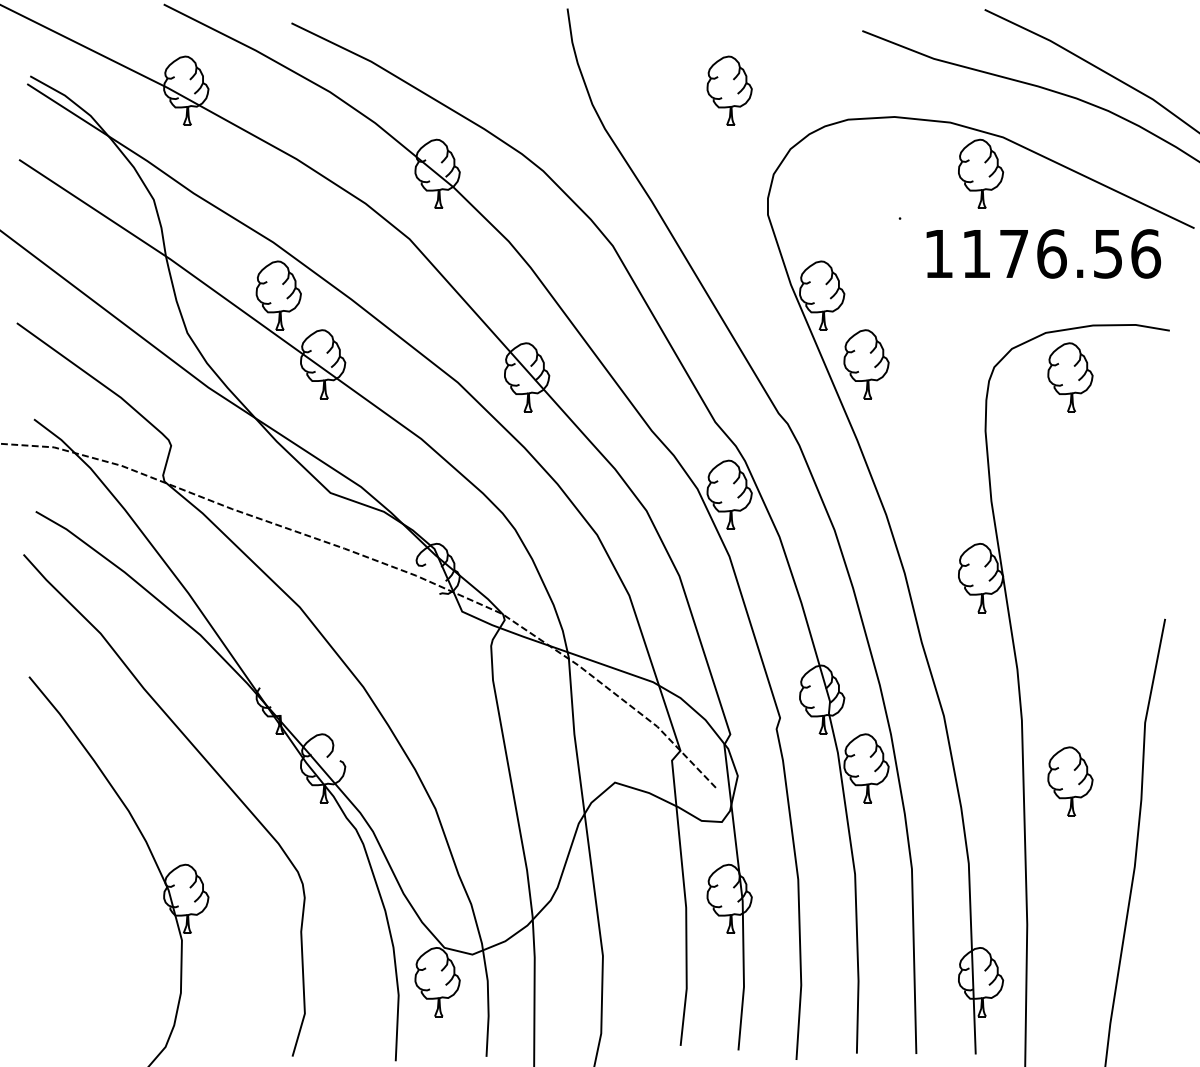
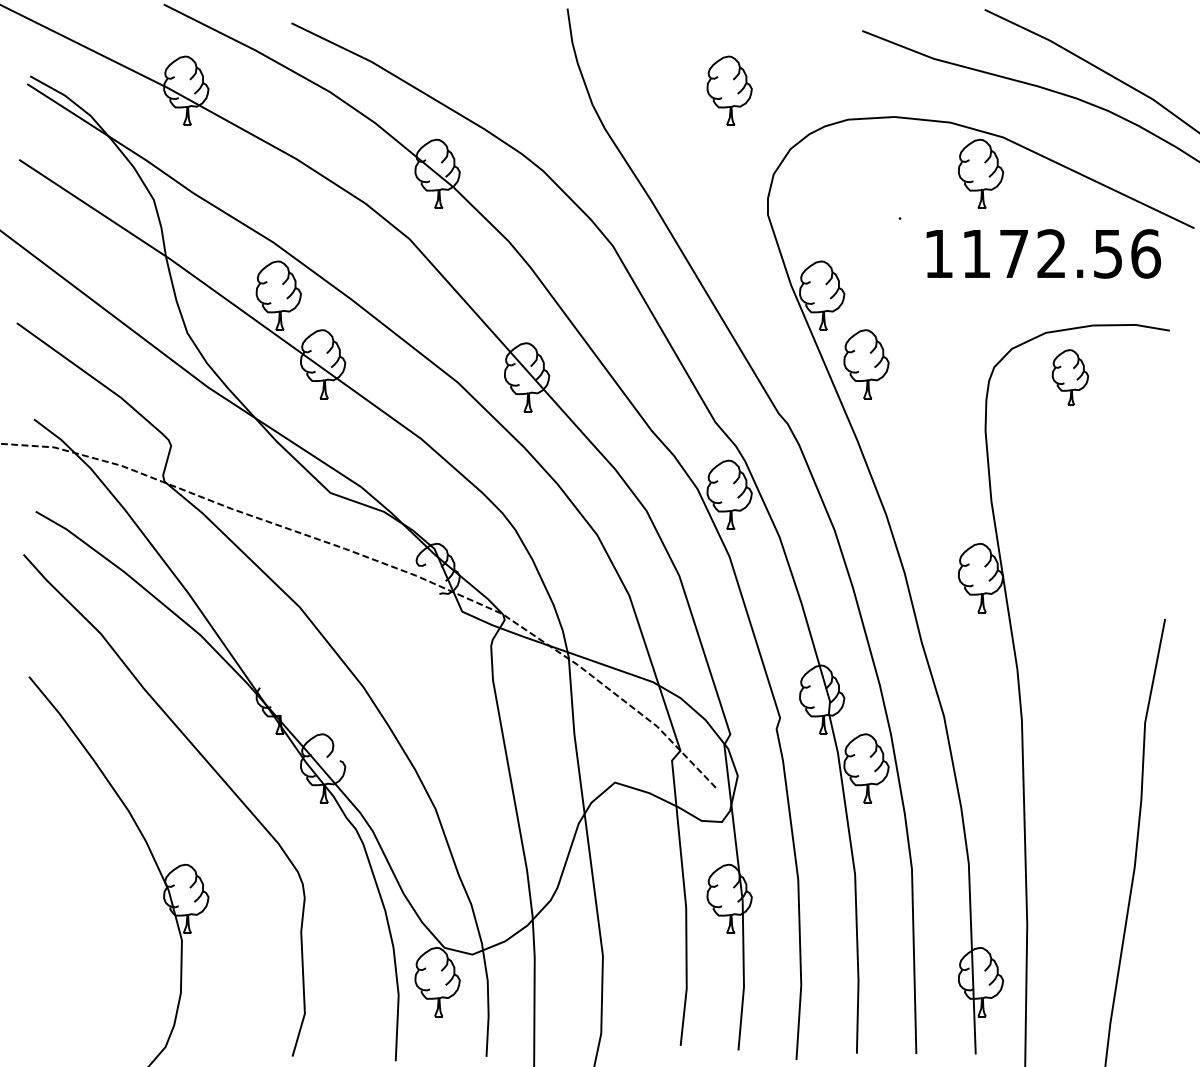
text: 1176.56 -> 1172.56 (1051, 253)
part size: 47x71 px -> 39x57 px (1070, 377)
part: present -> none (1070, 781)
